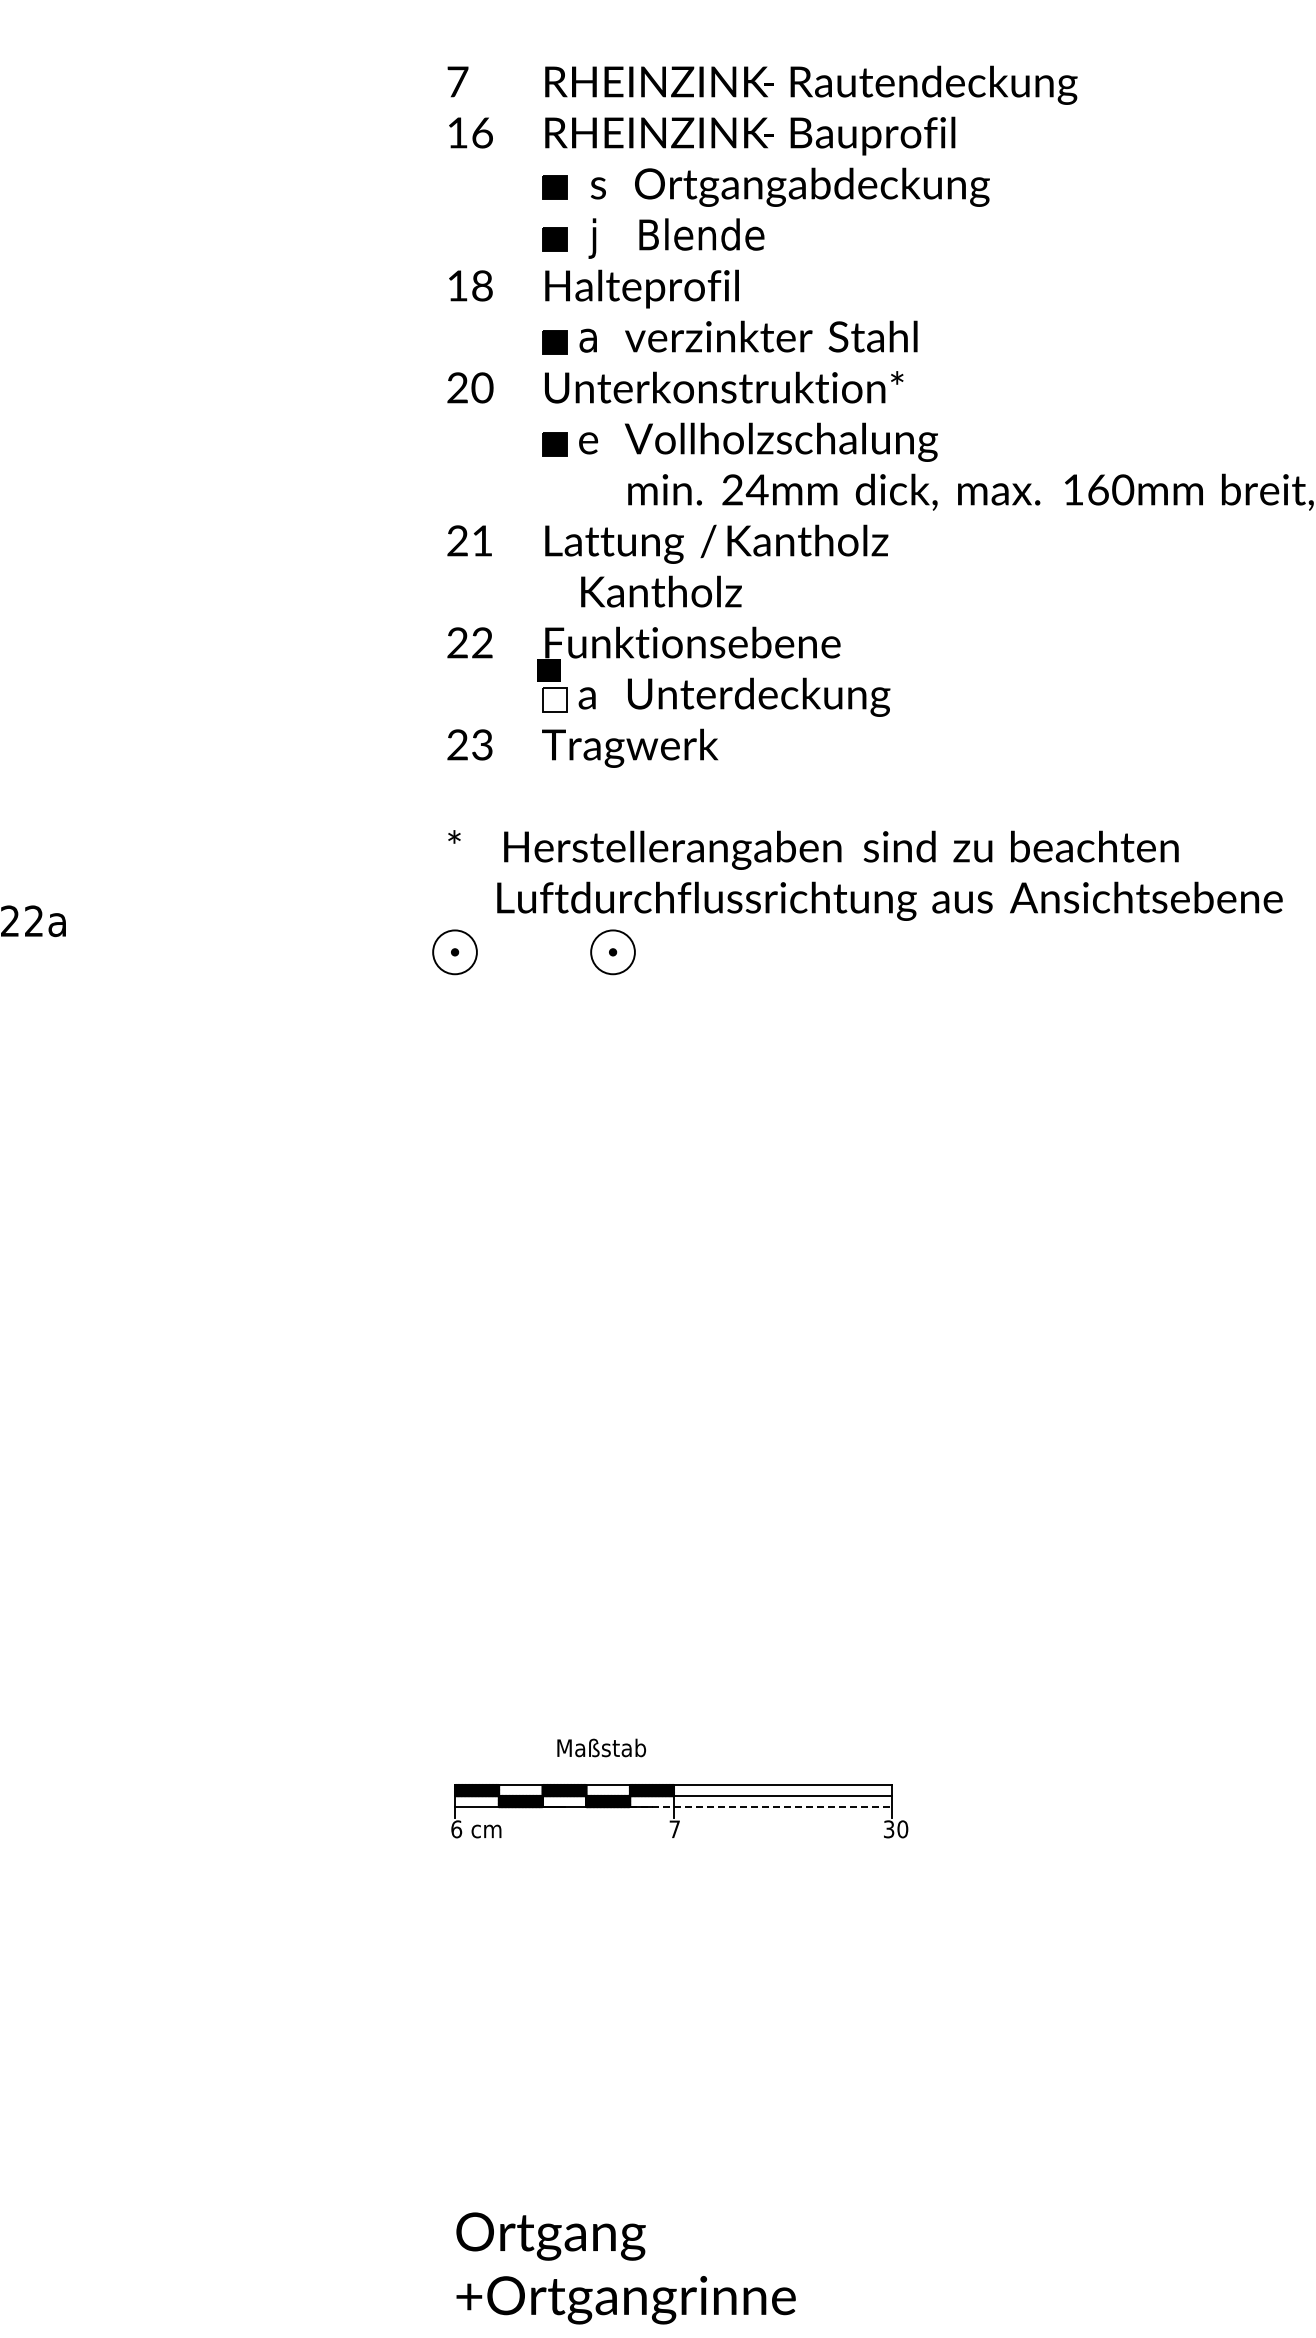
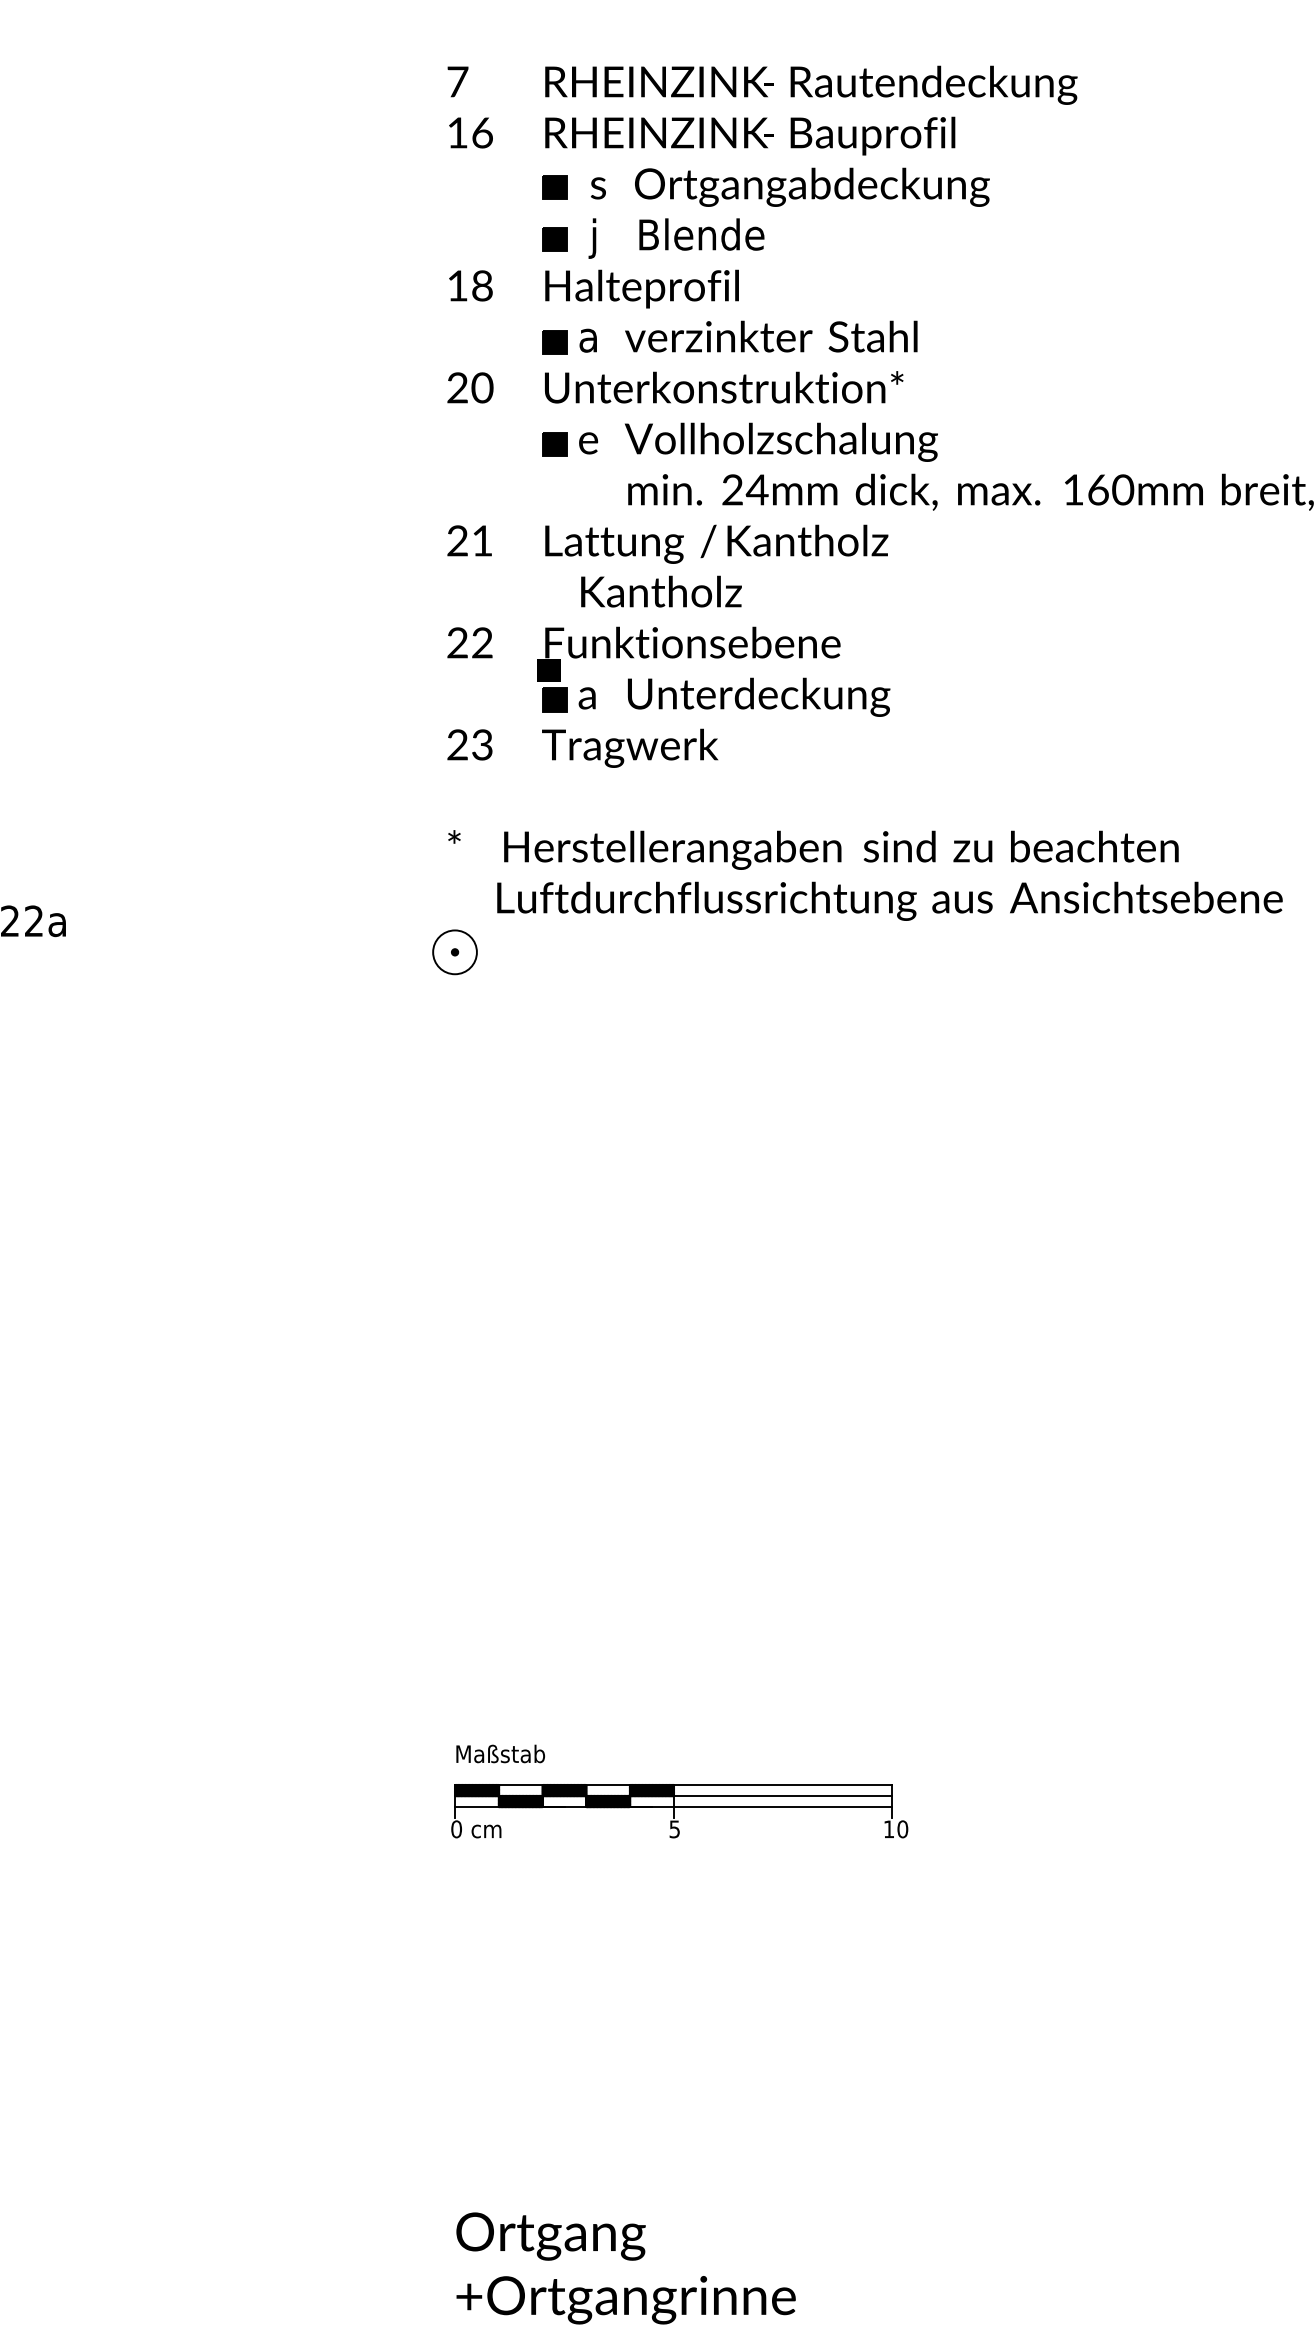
fill: none -> present (555, 699)
part: present -> none (612, 952)
text position: (601, 1747) -> (500, 1753) (500, 1753)
line: dashed -> solid (761, 1807)
text: 6 -> 0 (456, 1829)
text: 7 -> 5 (674, 1829)
text: 30 -> 10 (889, 1829)
